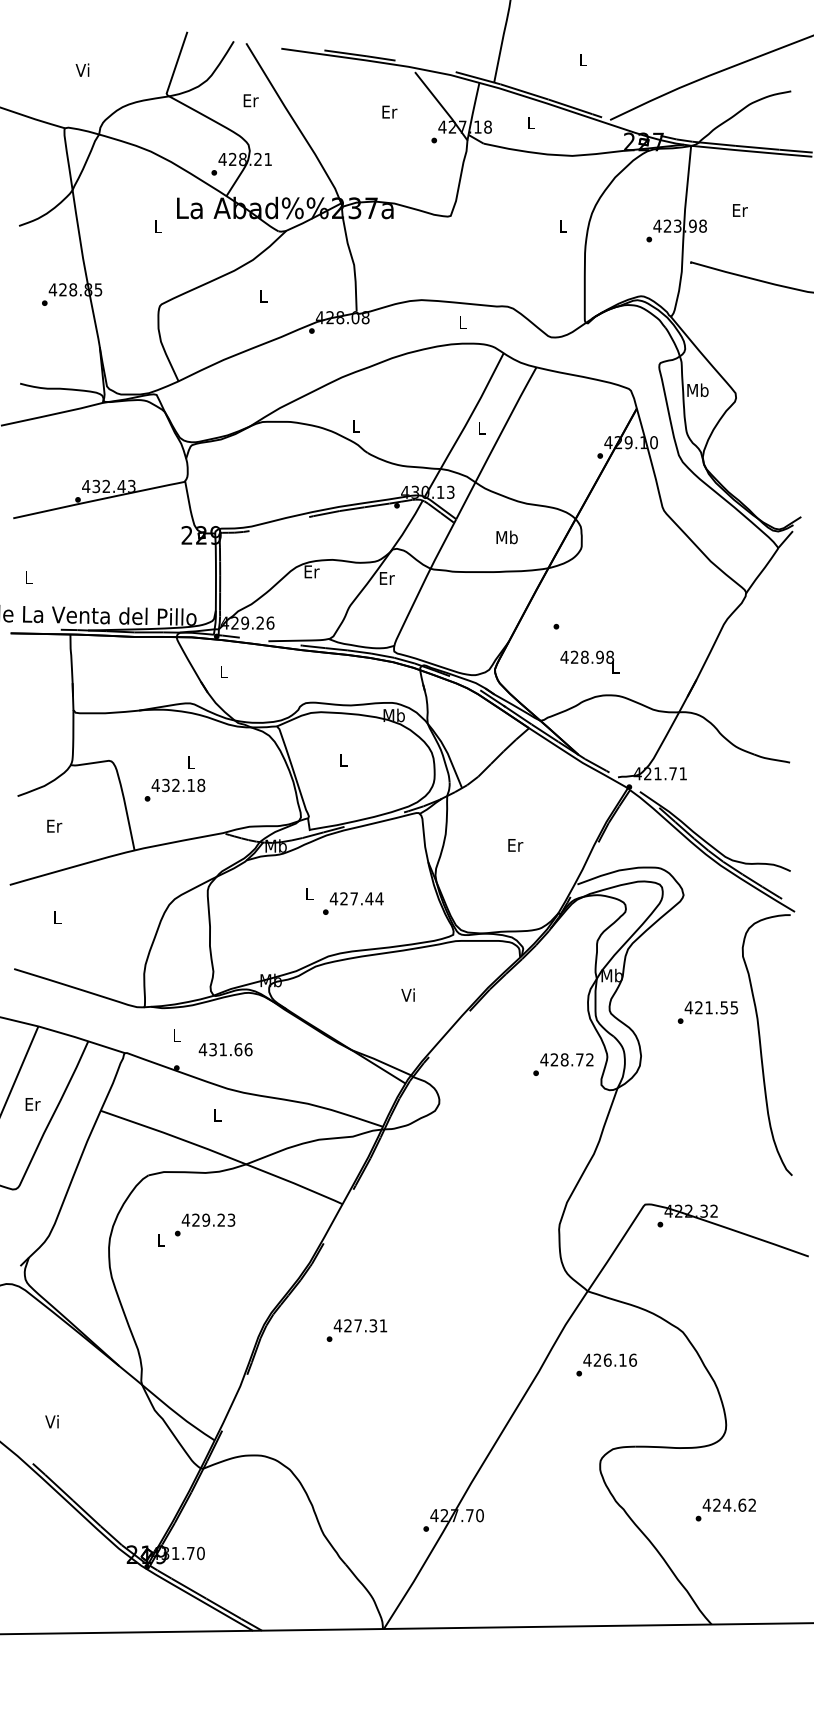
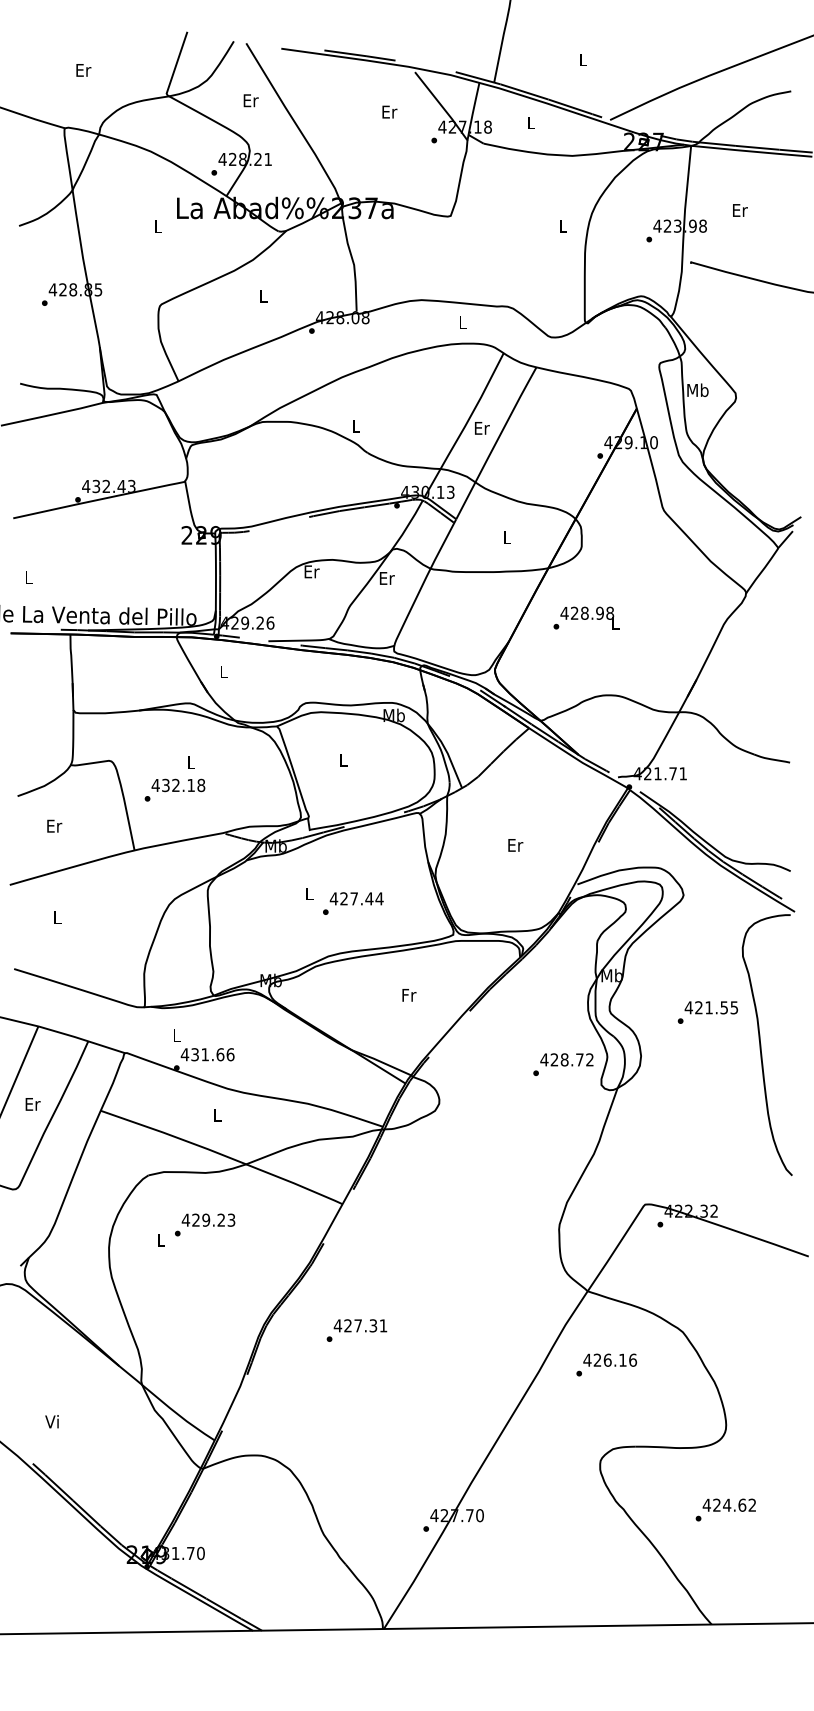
text: Vi -> Er (83, 69)
text: L -> Er (482, 428)
text: Mb -> L (506, 537)
text position: (589, 661) -> (589, 617) (589, 617)
text: Vi -> Fr (408, 994)
text position: (225, 1049) -> (207, 1054) (207, 1054)
